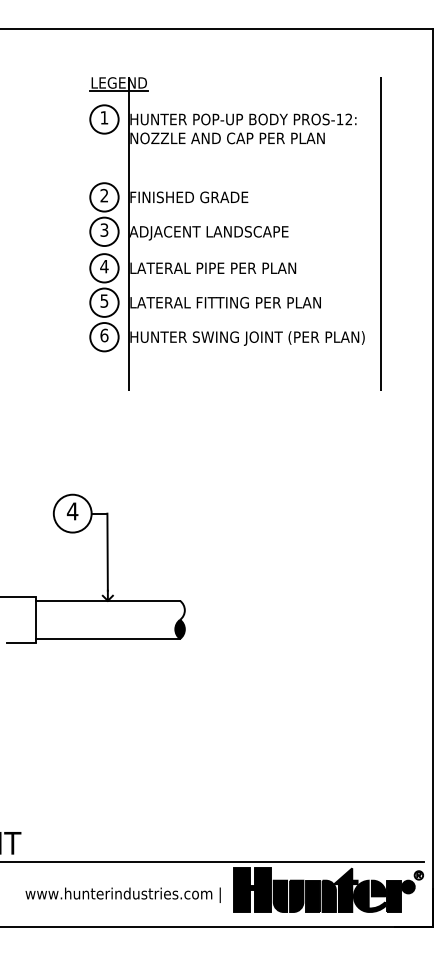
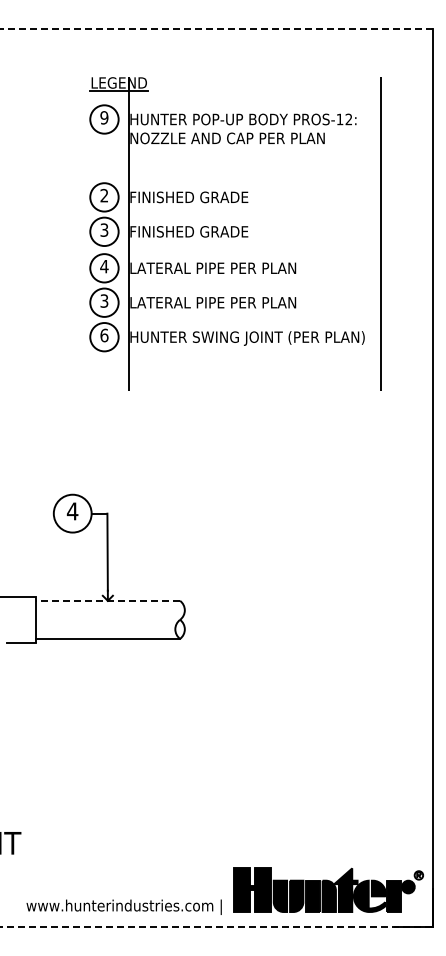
line: solid -> dashed (216, 28)
text: 1 -> 9 (104, 117)
text: ADJACENT LANDSCAPE -> FINISHED GRADE (209, 233)
text: 5 -> 3 (104, 300)
text: LATERAL FITTING PER PLAN -> LATERAL PIPE PER PLAN (259, 302)
line: solid -> dashed (107, 600)
fill: present -> none (179, 628)
line: present -> none (212, 862)
text position: (122, 894) -> (123, 906) (123, 906)
line: solid -> dashed (216, 927)
